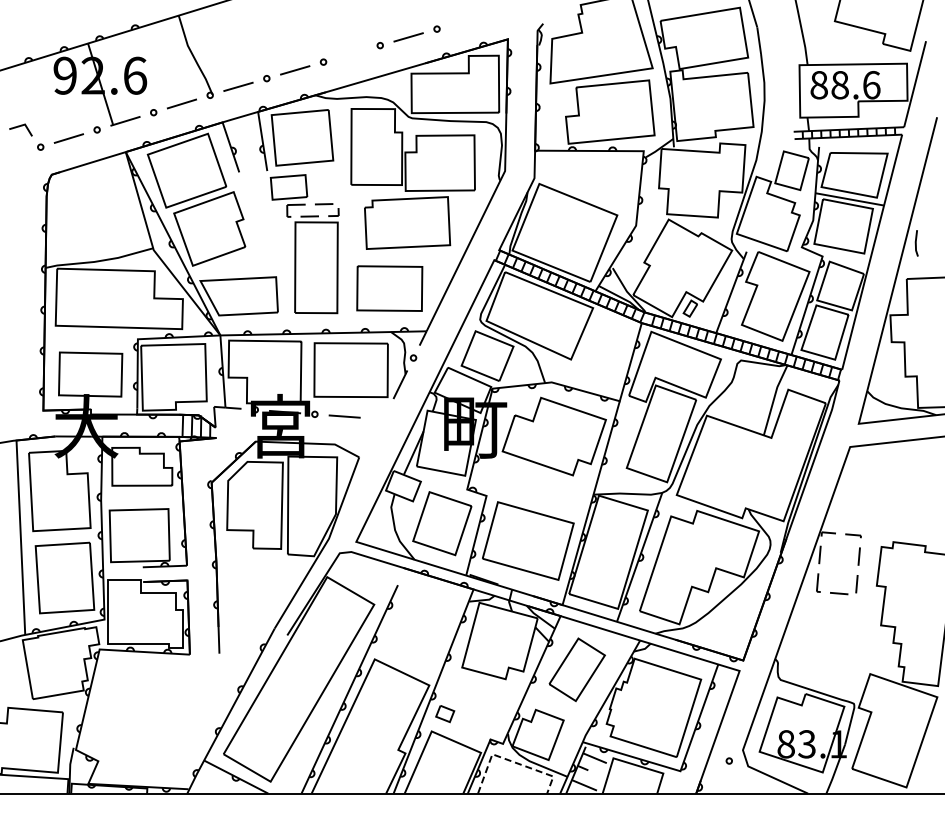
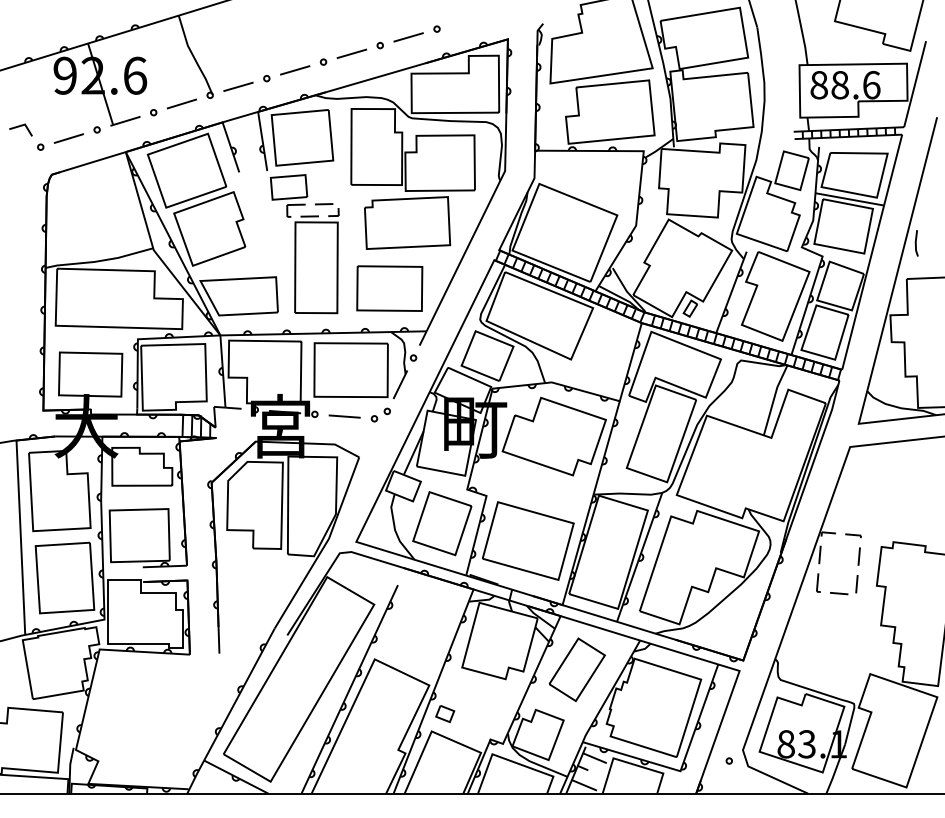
line: none -> present (351, 53)
part: none -> present (380, 414)
line: dashed -> solid (512, 761)
